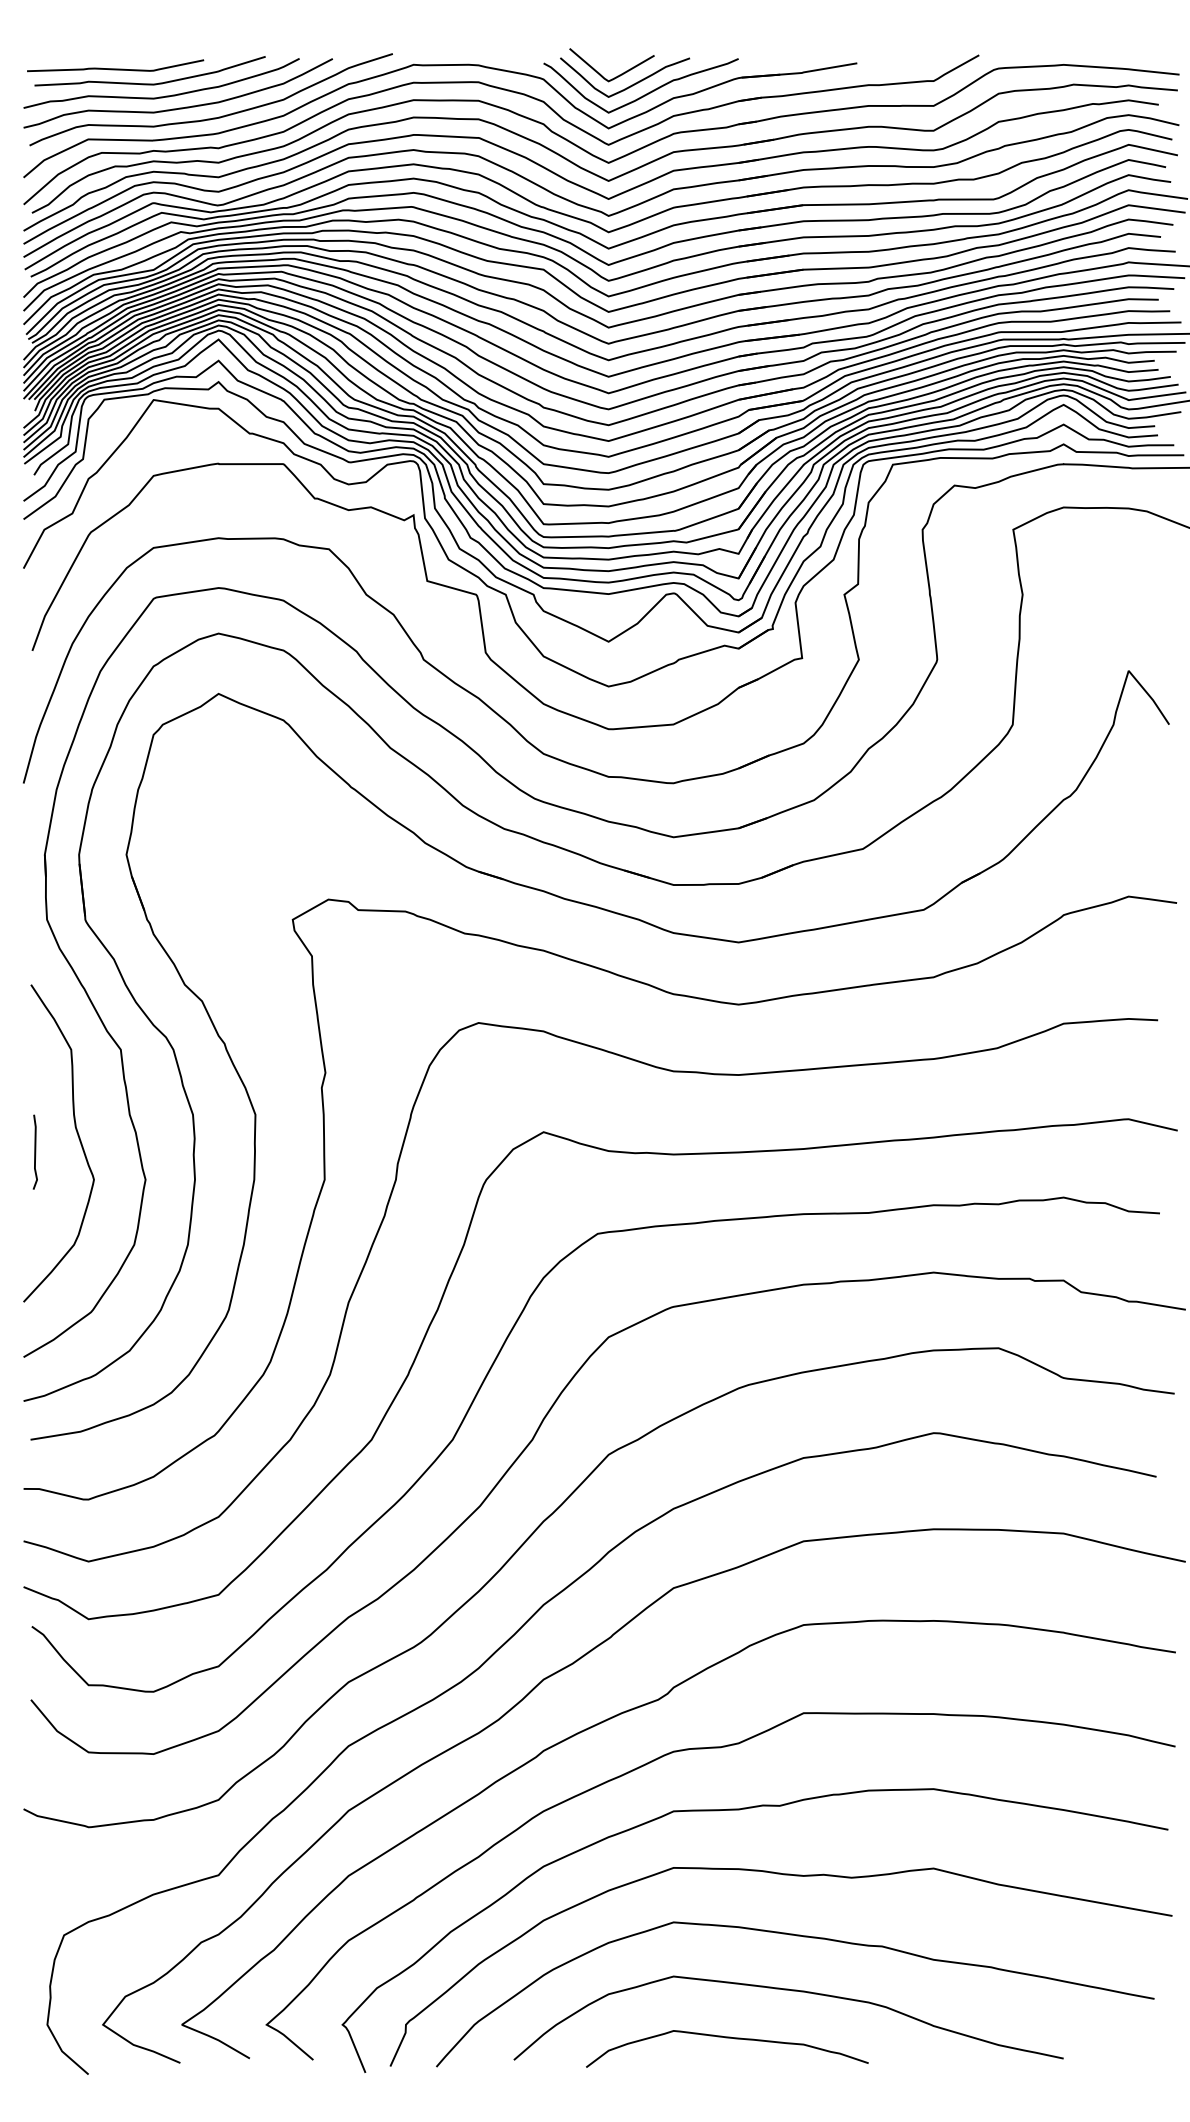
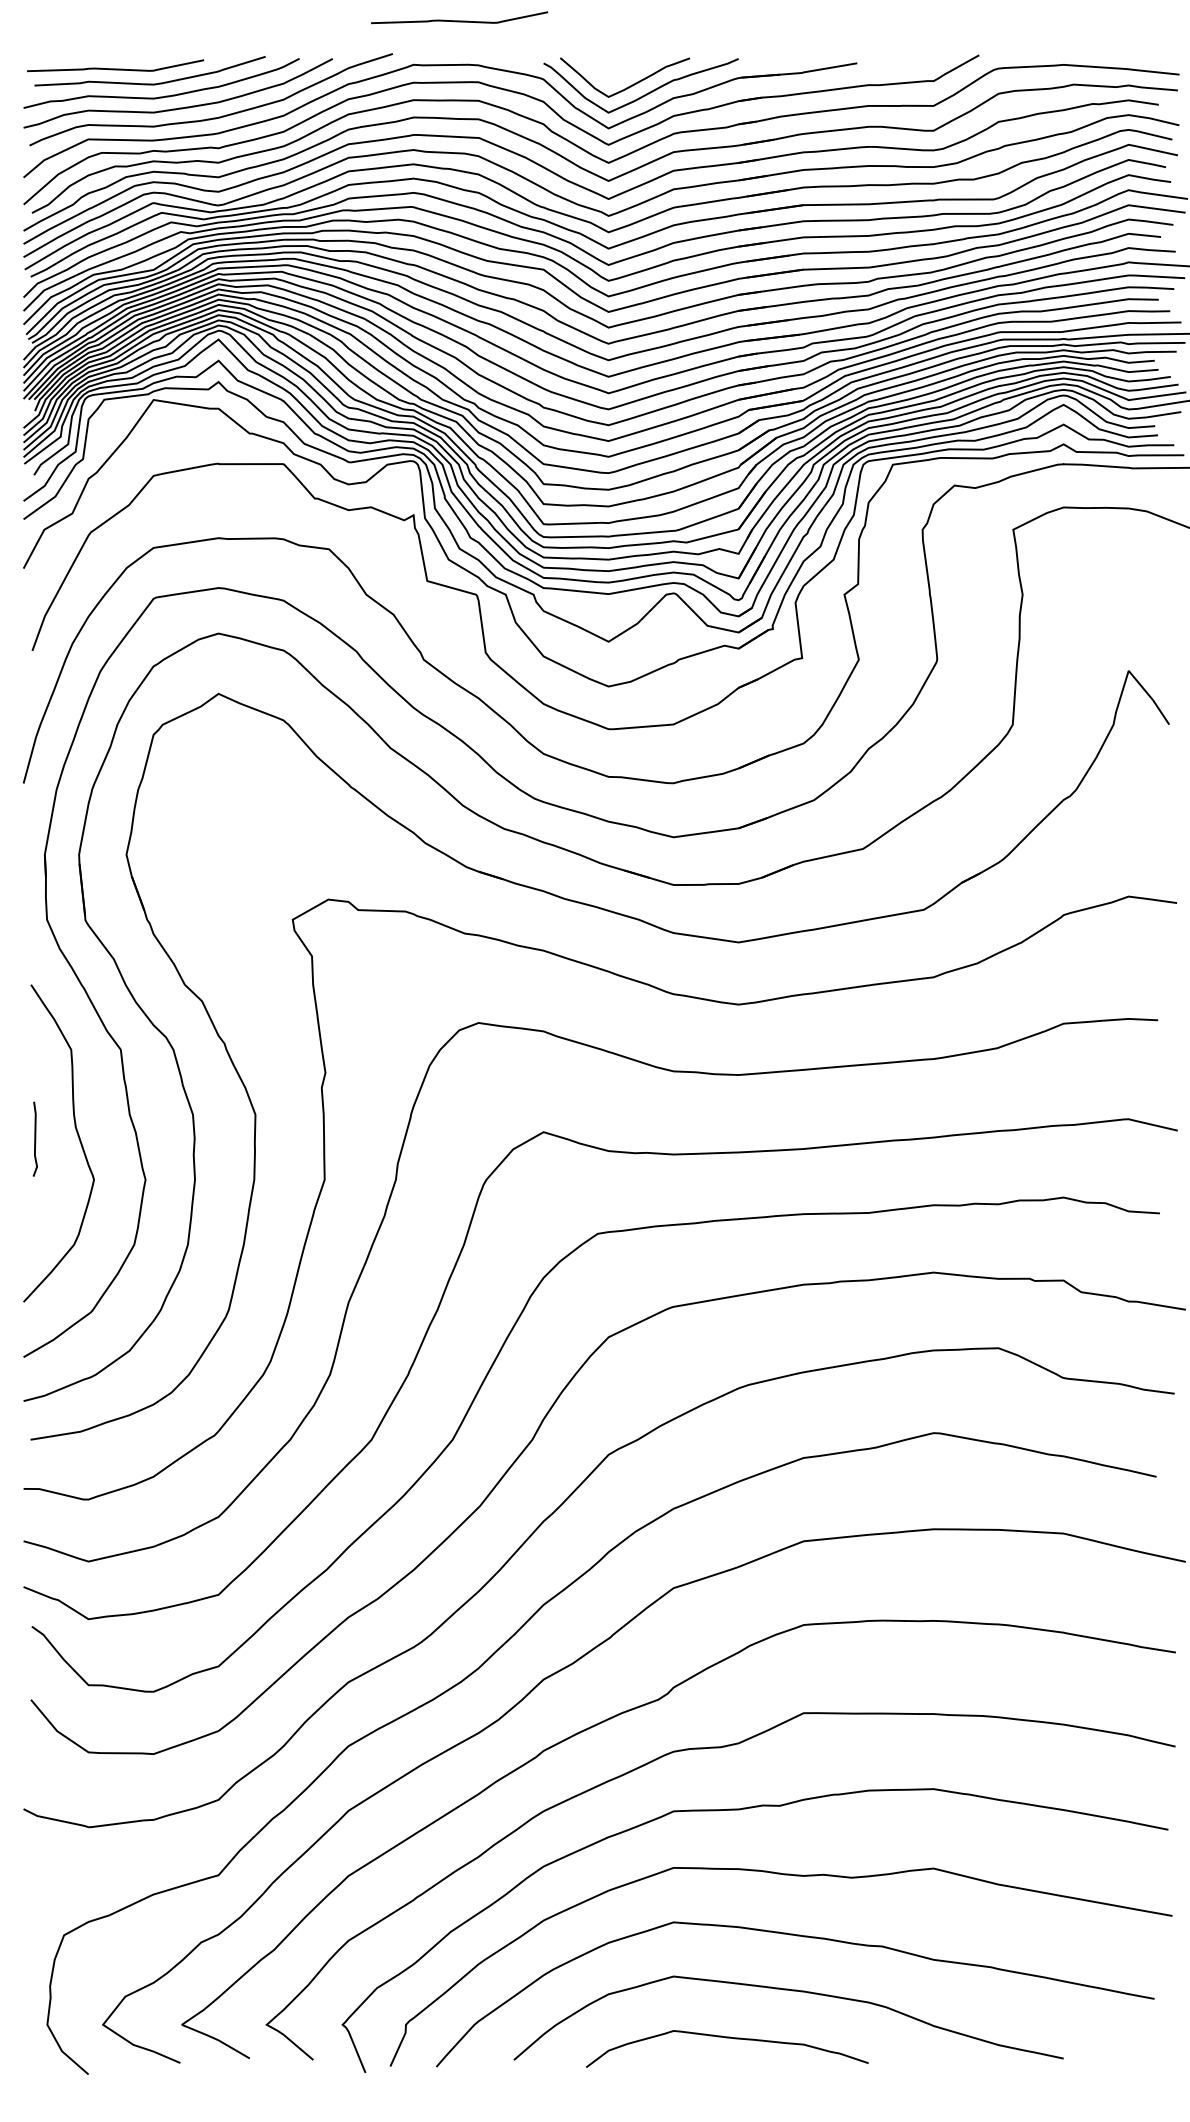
curve: none -> present (459, 20)
curve: present -> none (617, 75)
line position: (34, 1151) -> (34, 1138) (34, 1138)
